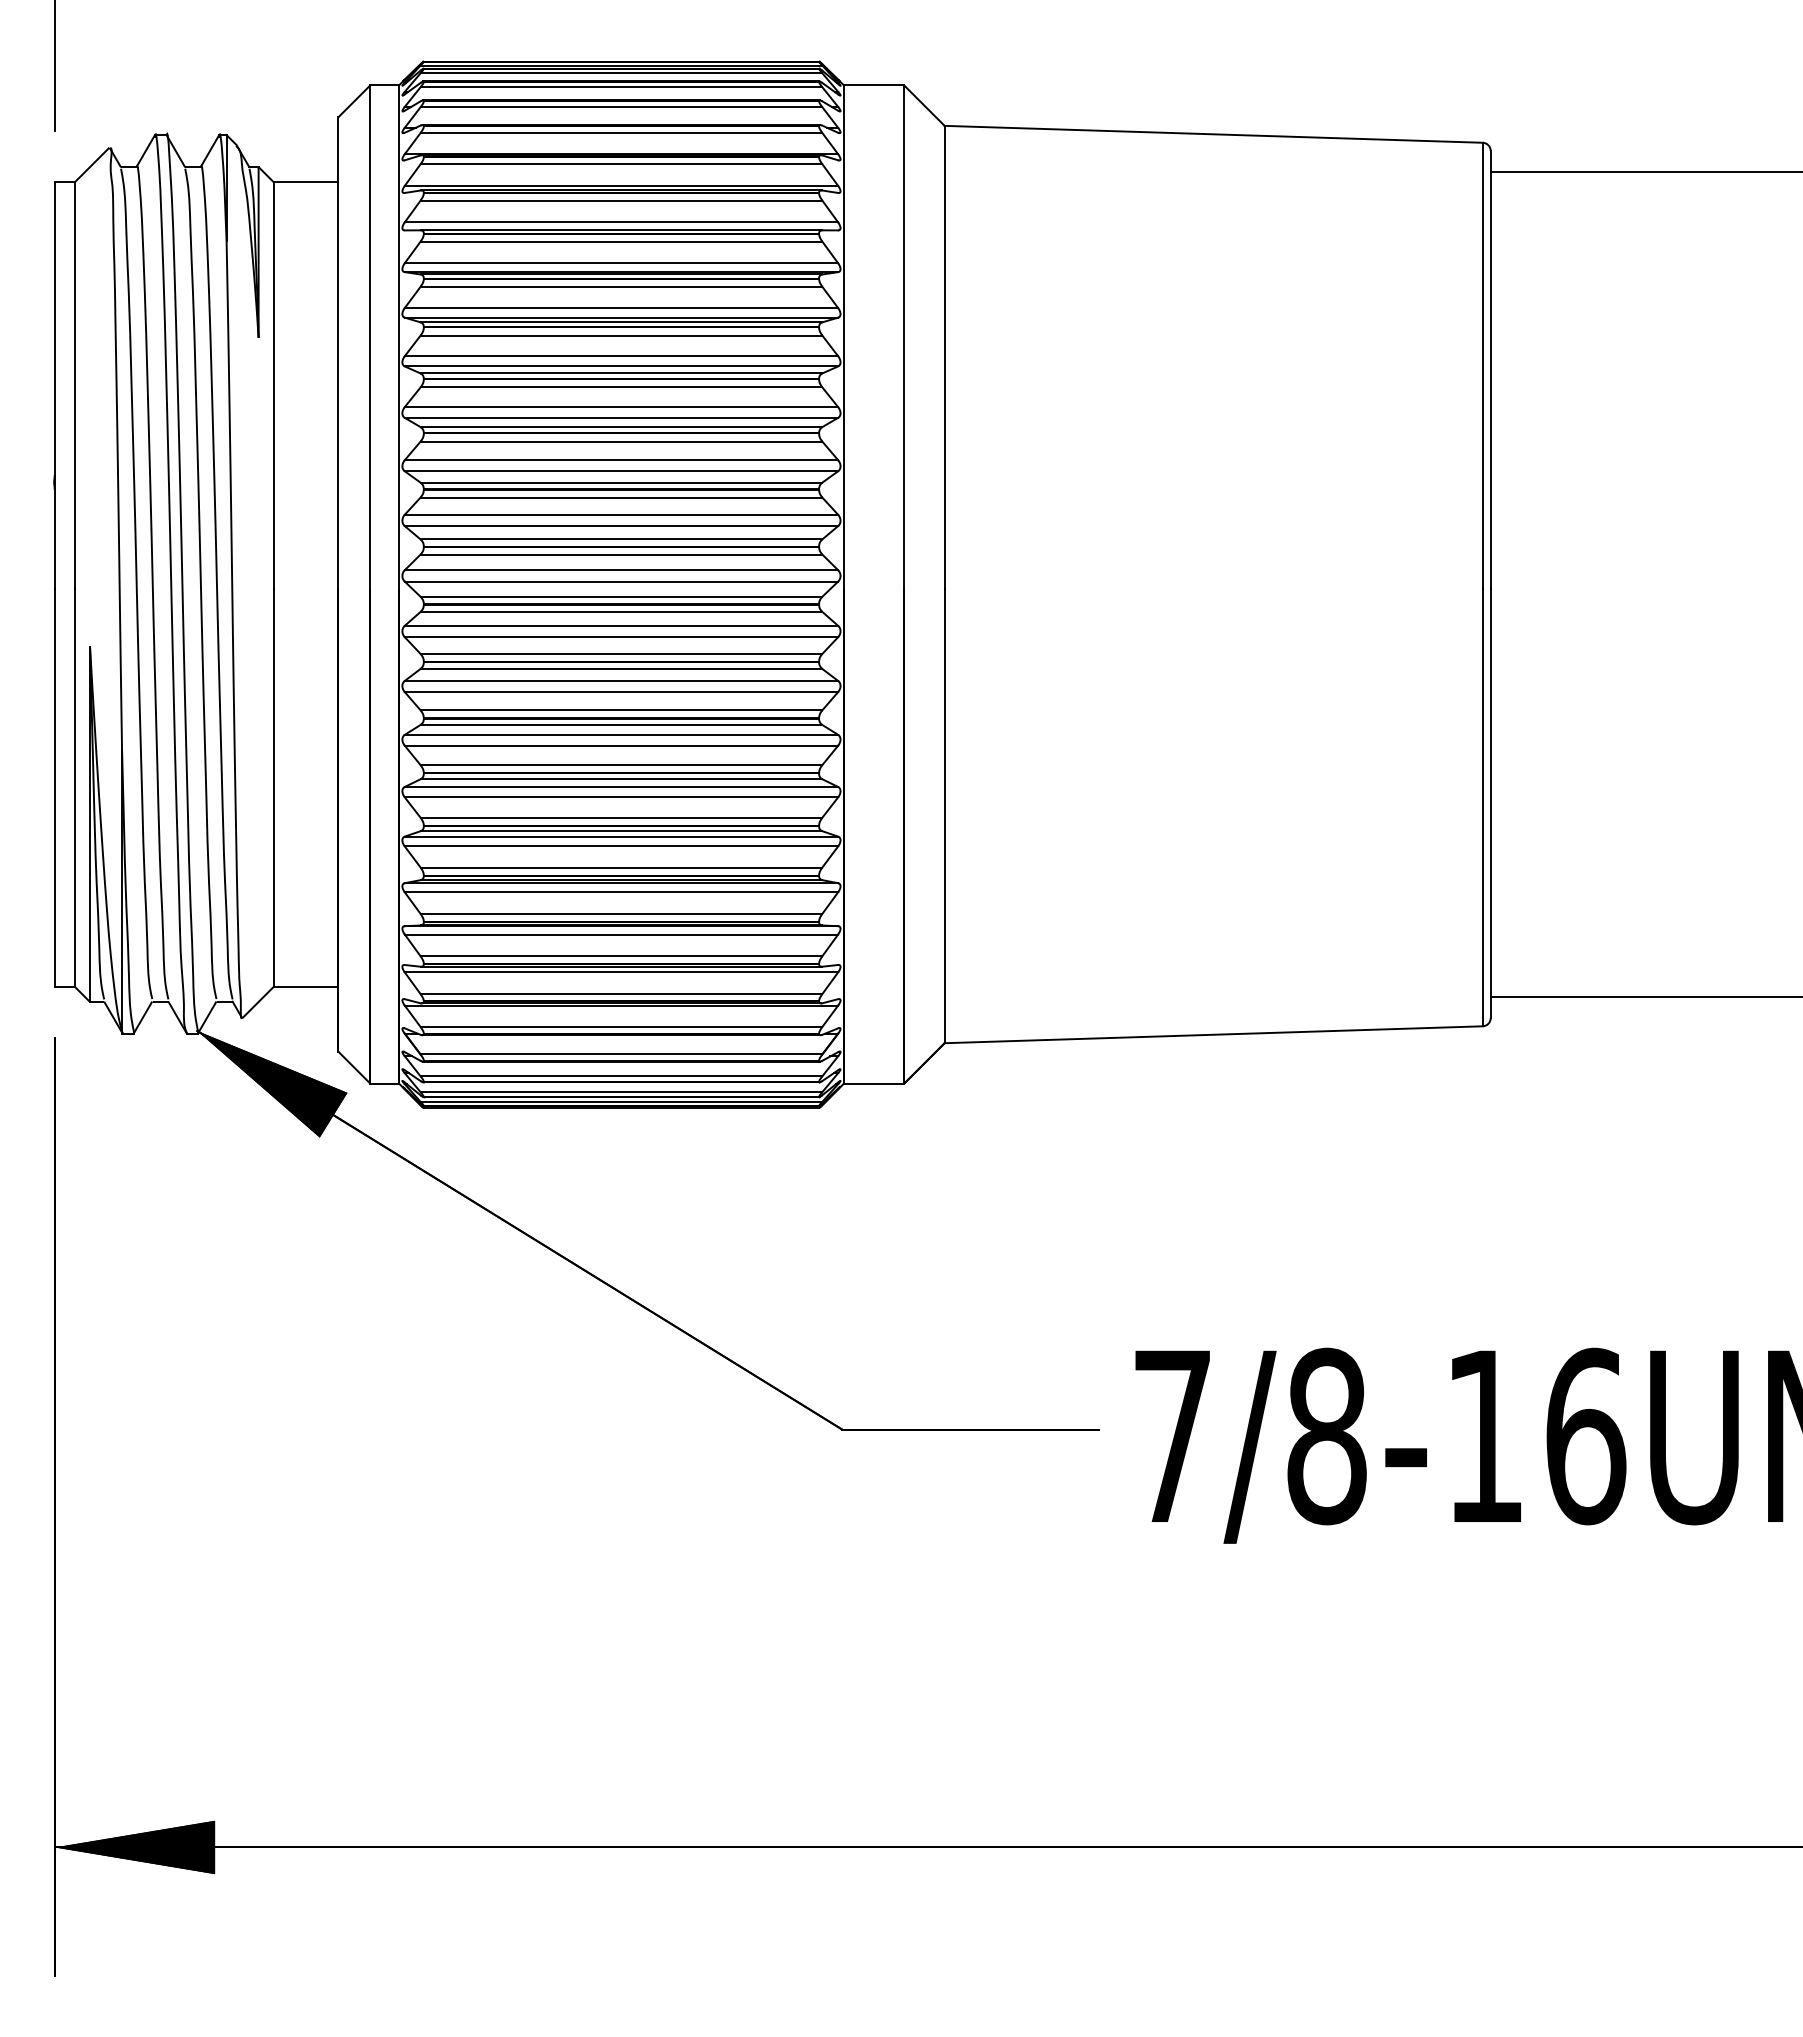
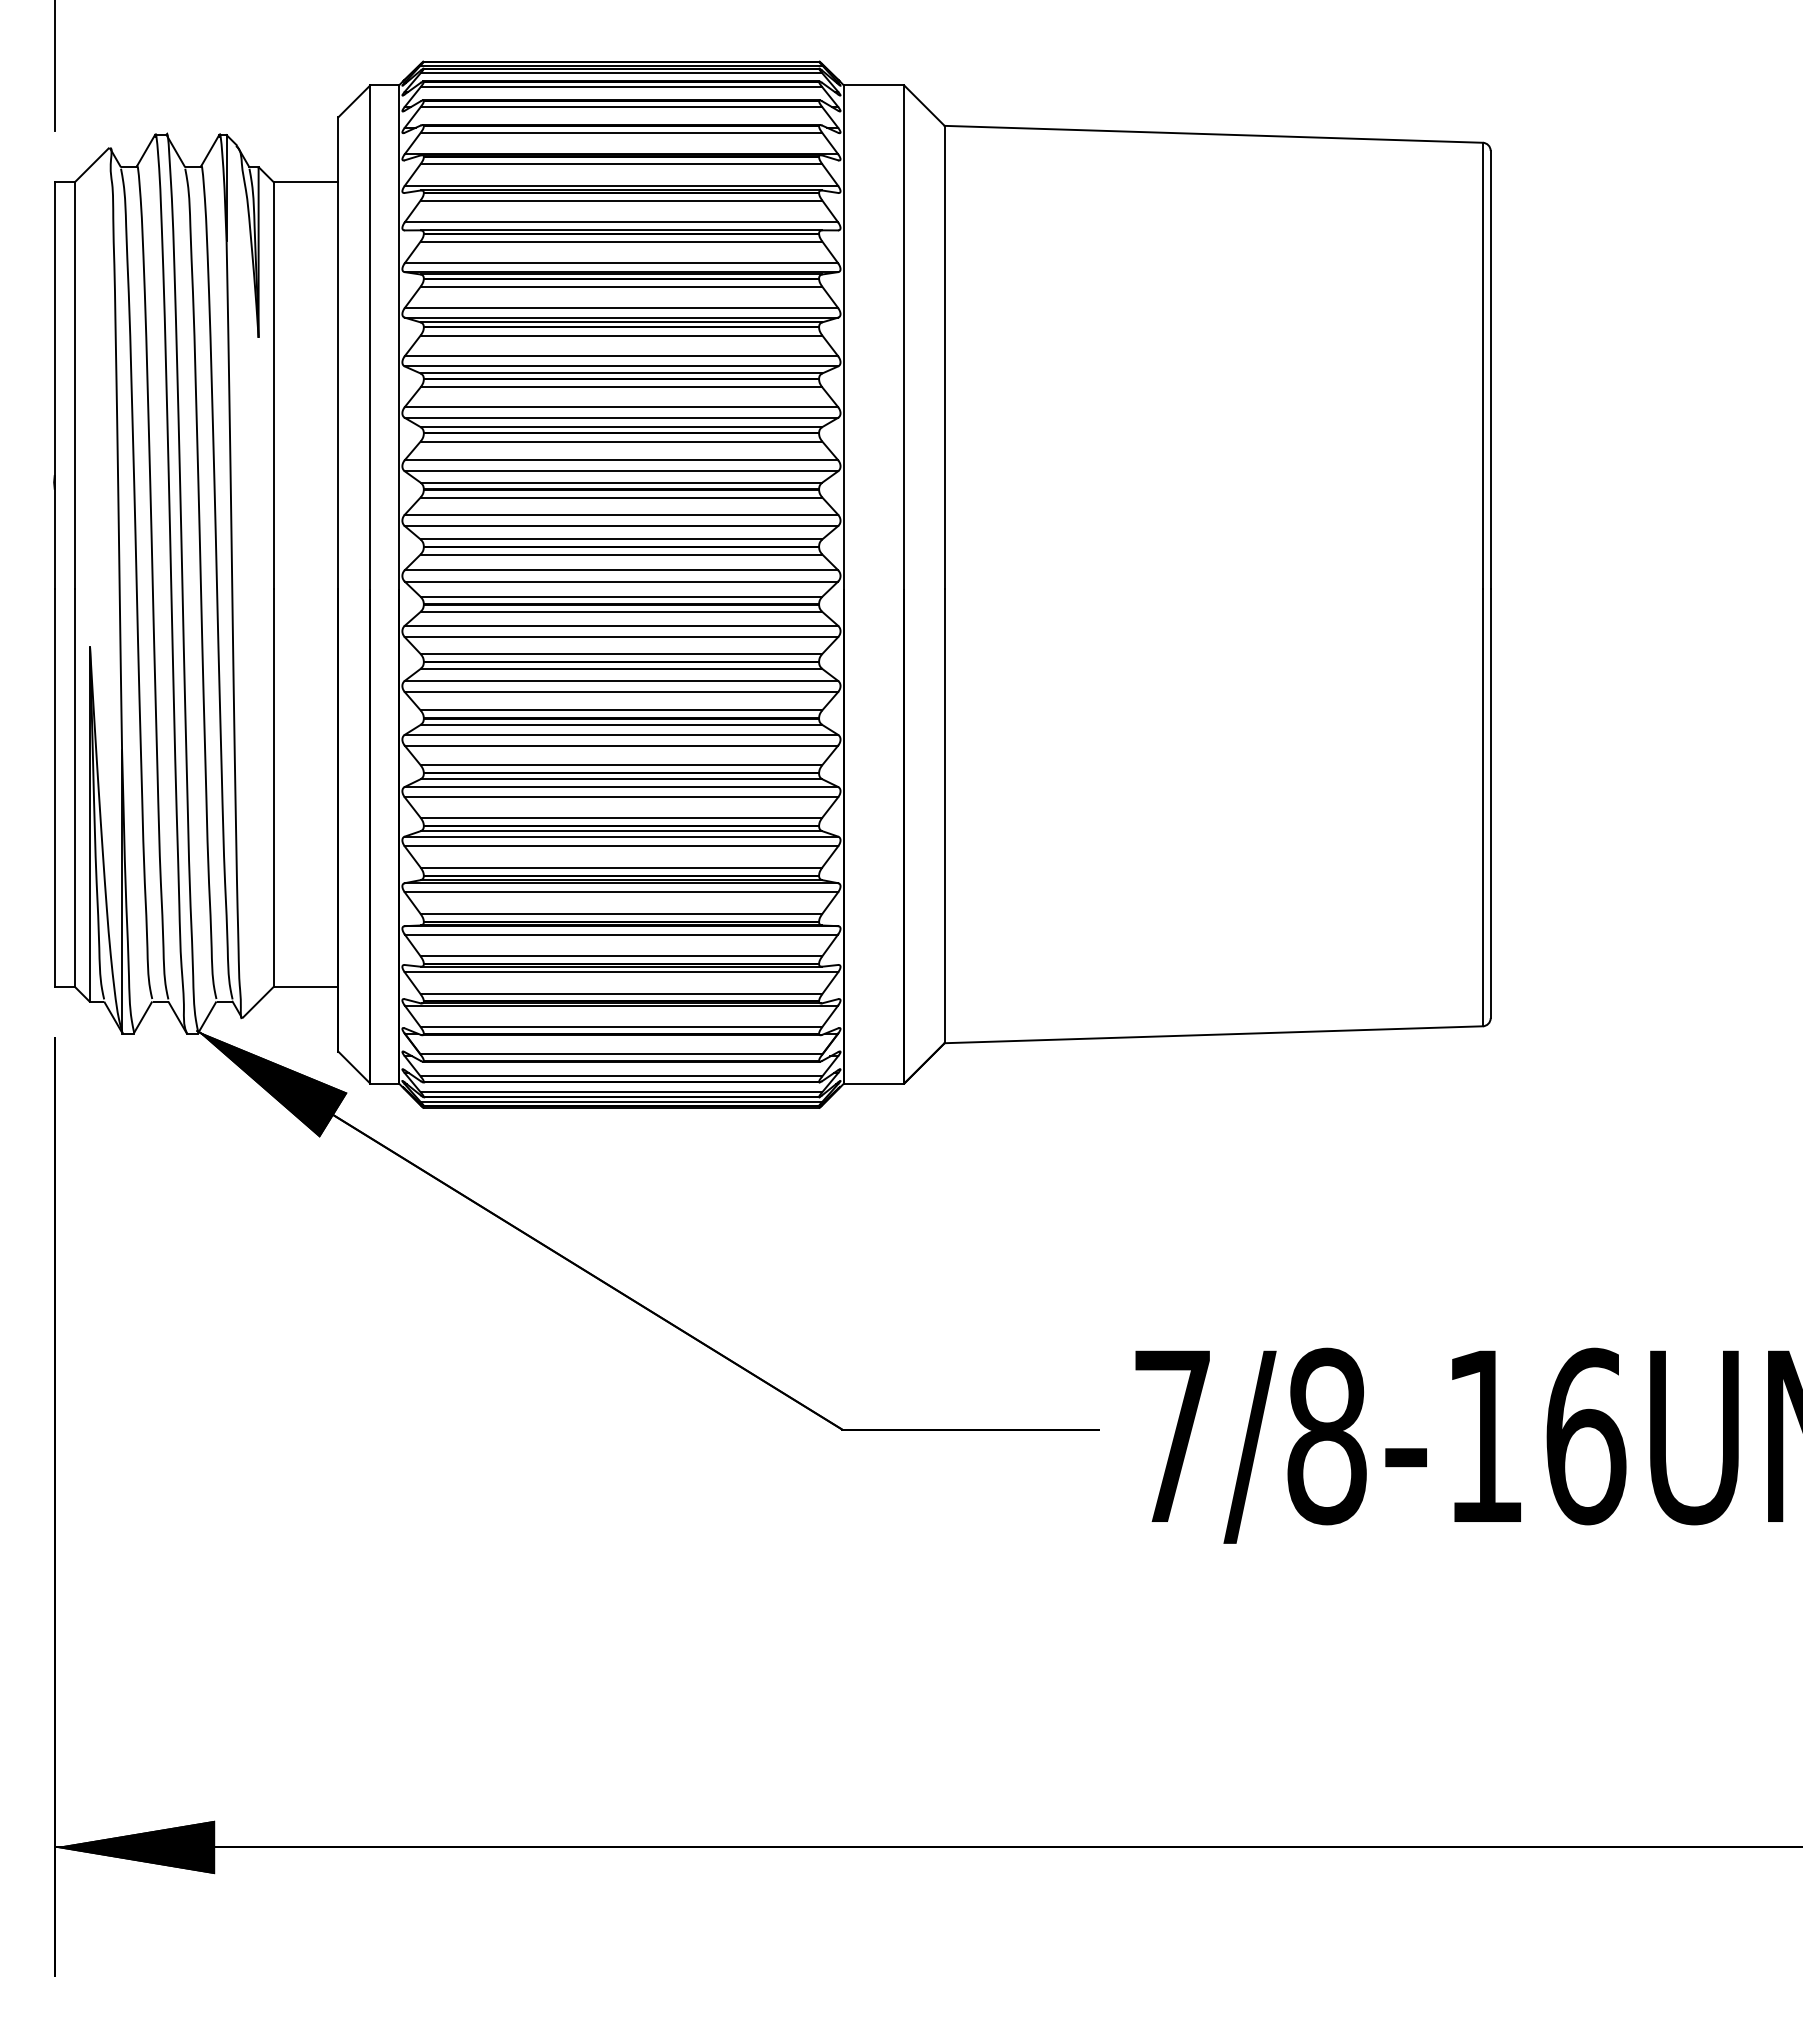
line: present -> none (1644, 171)
line: present -> none (1644, 997)
